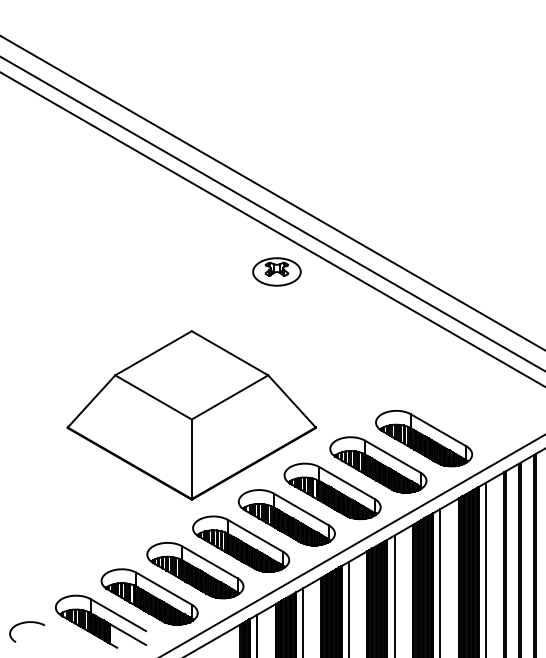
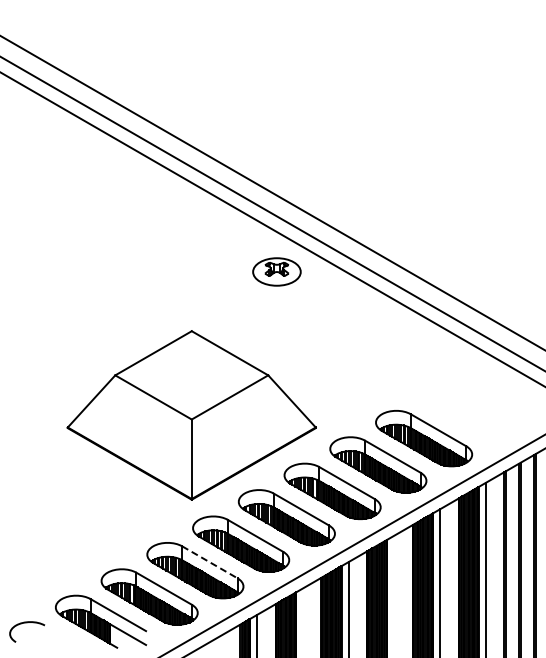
line: solid -> dashed (209, 562)
line: present -> none (394, 594)
line: present -> none (303, 621)
